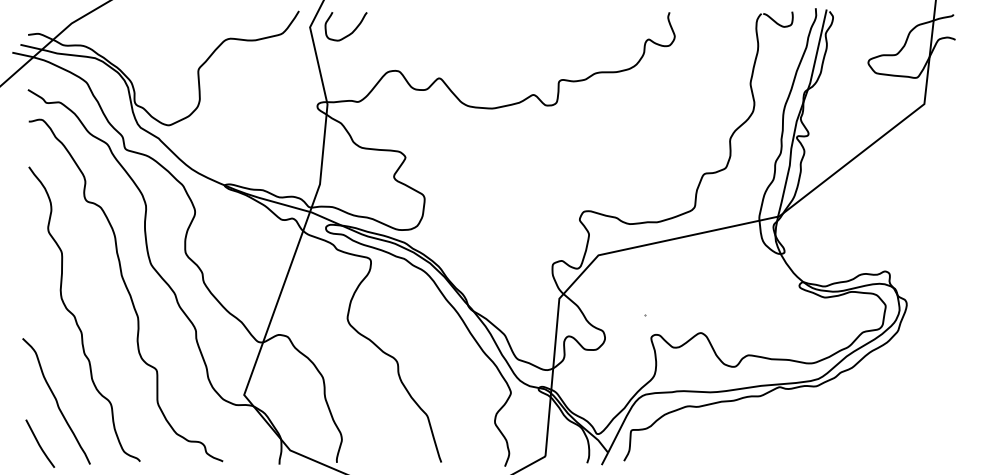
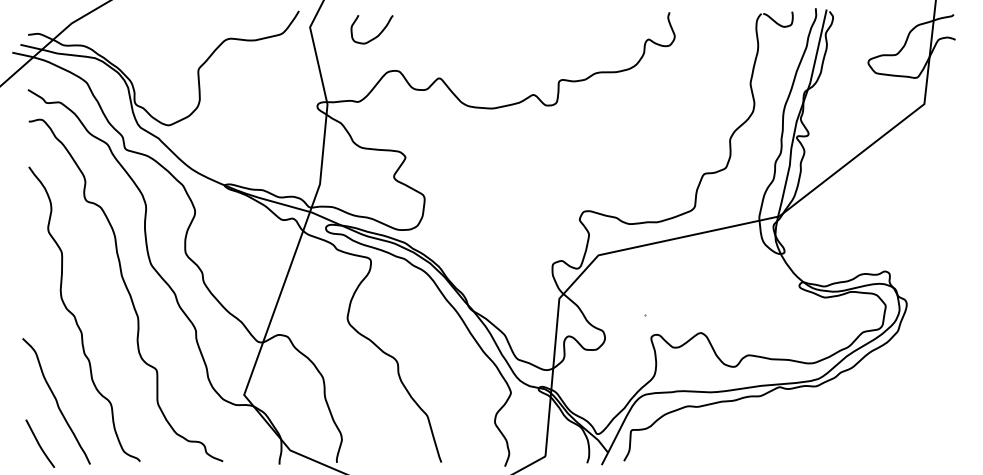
curve position: (349, 33) -> (375, 36) (375, 36)
